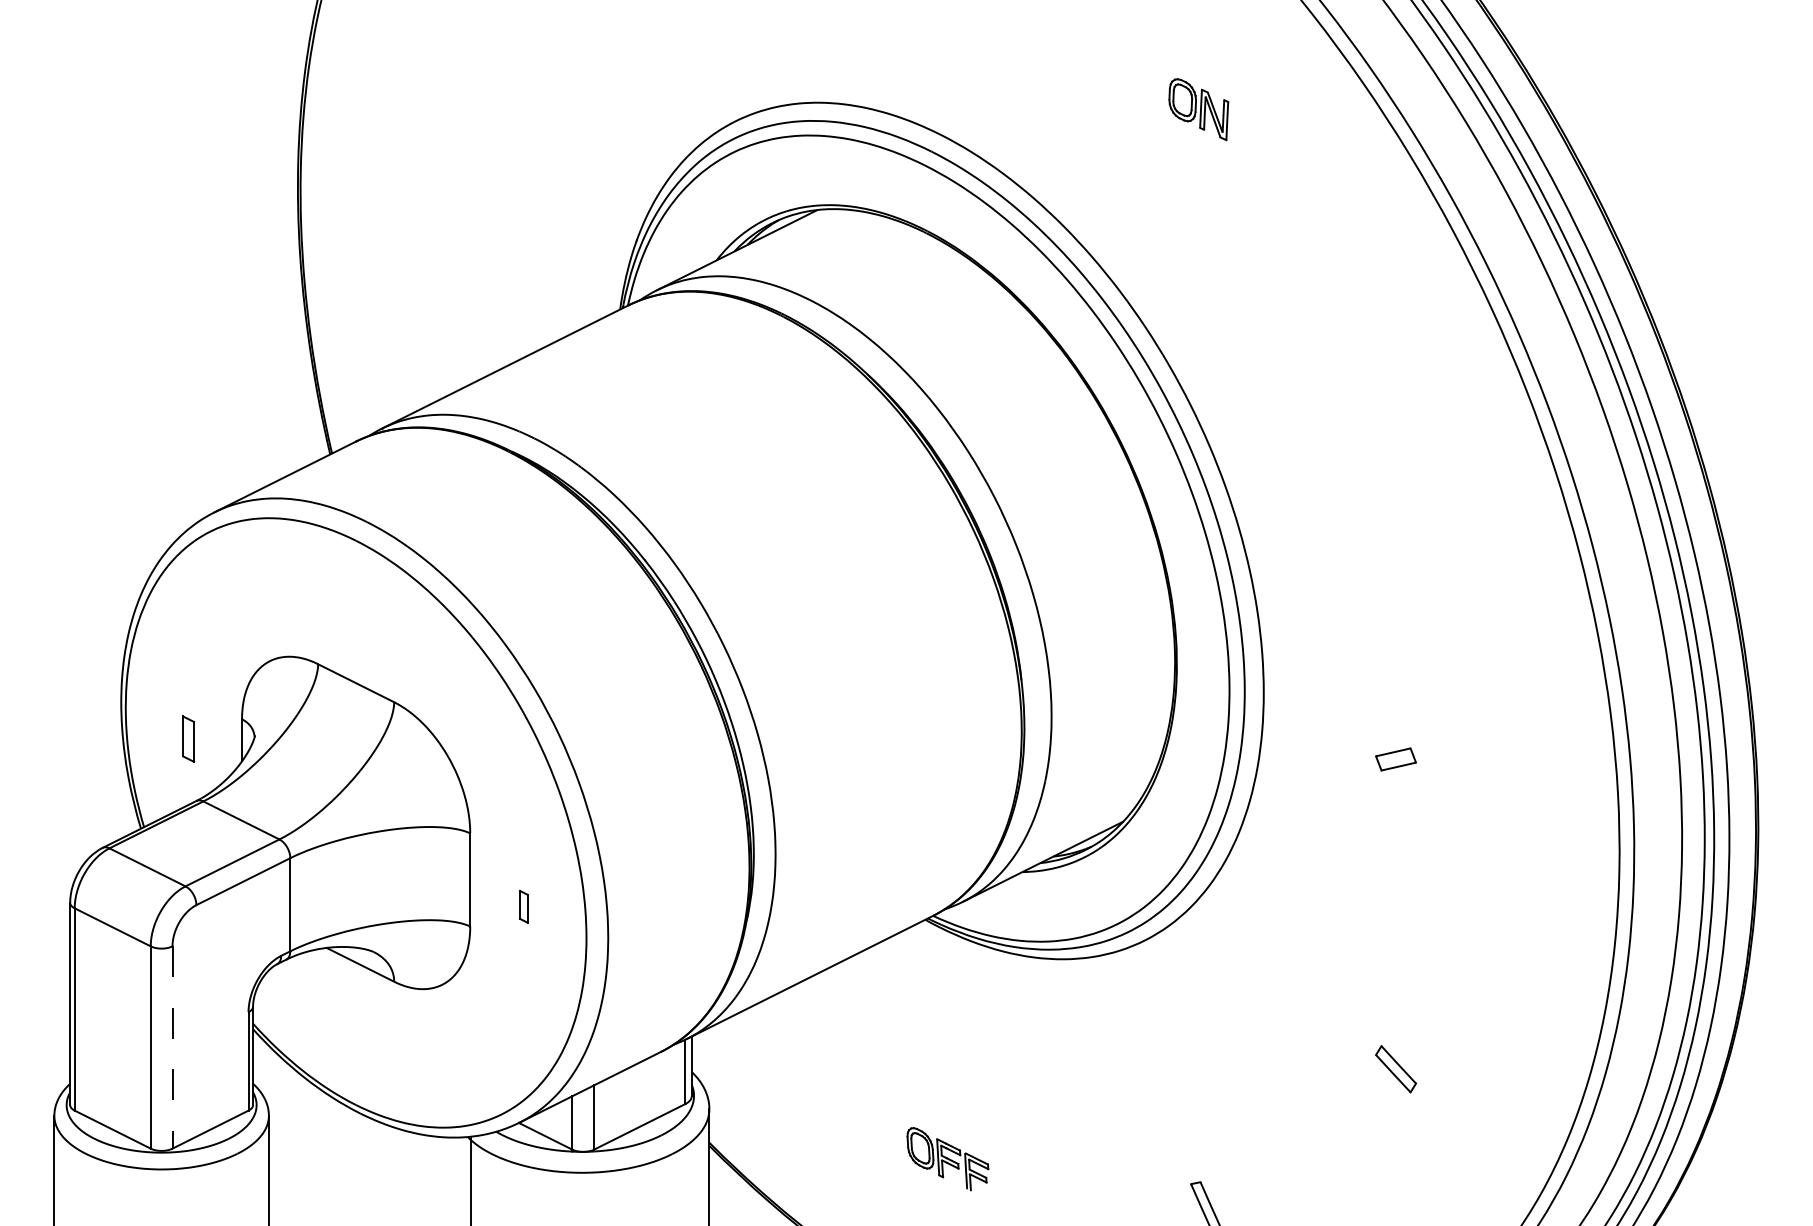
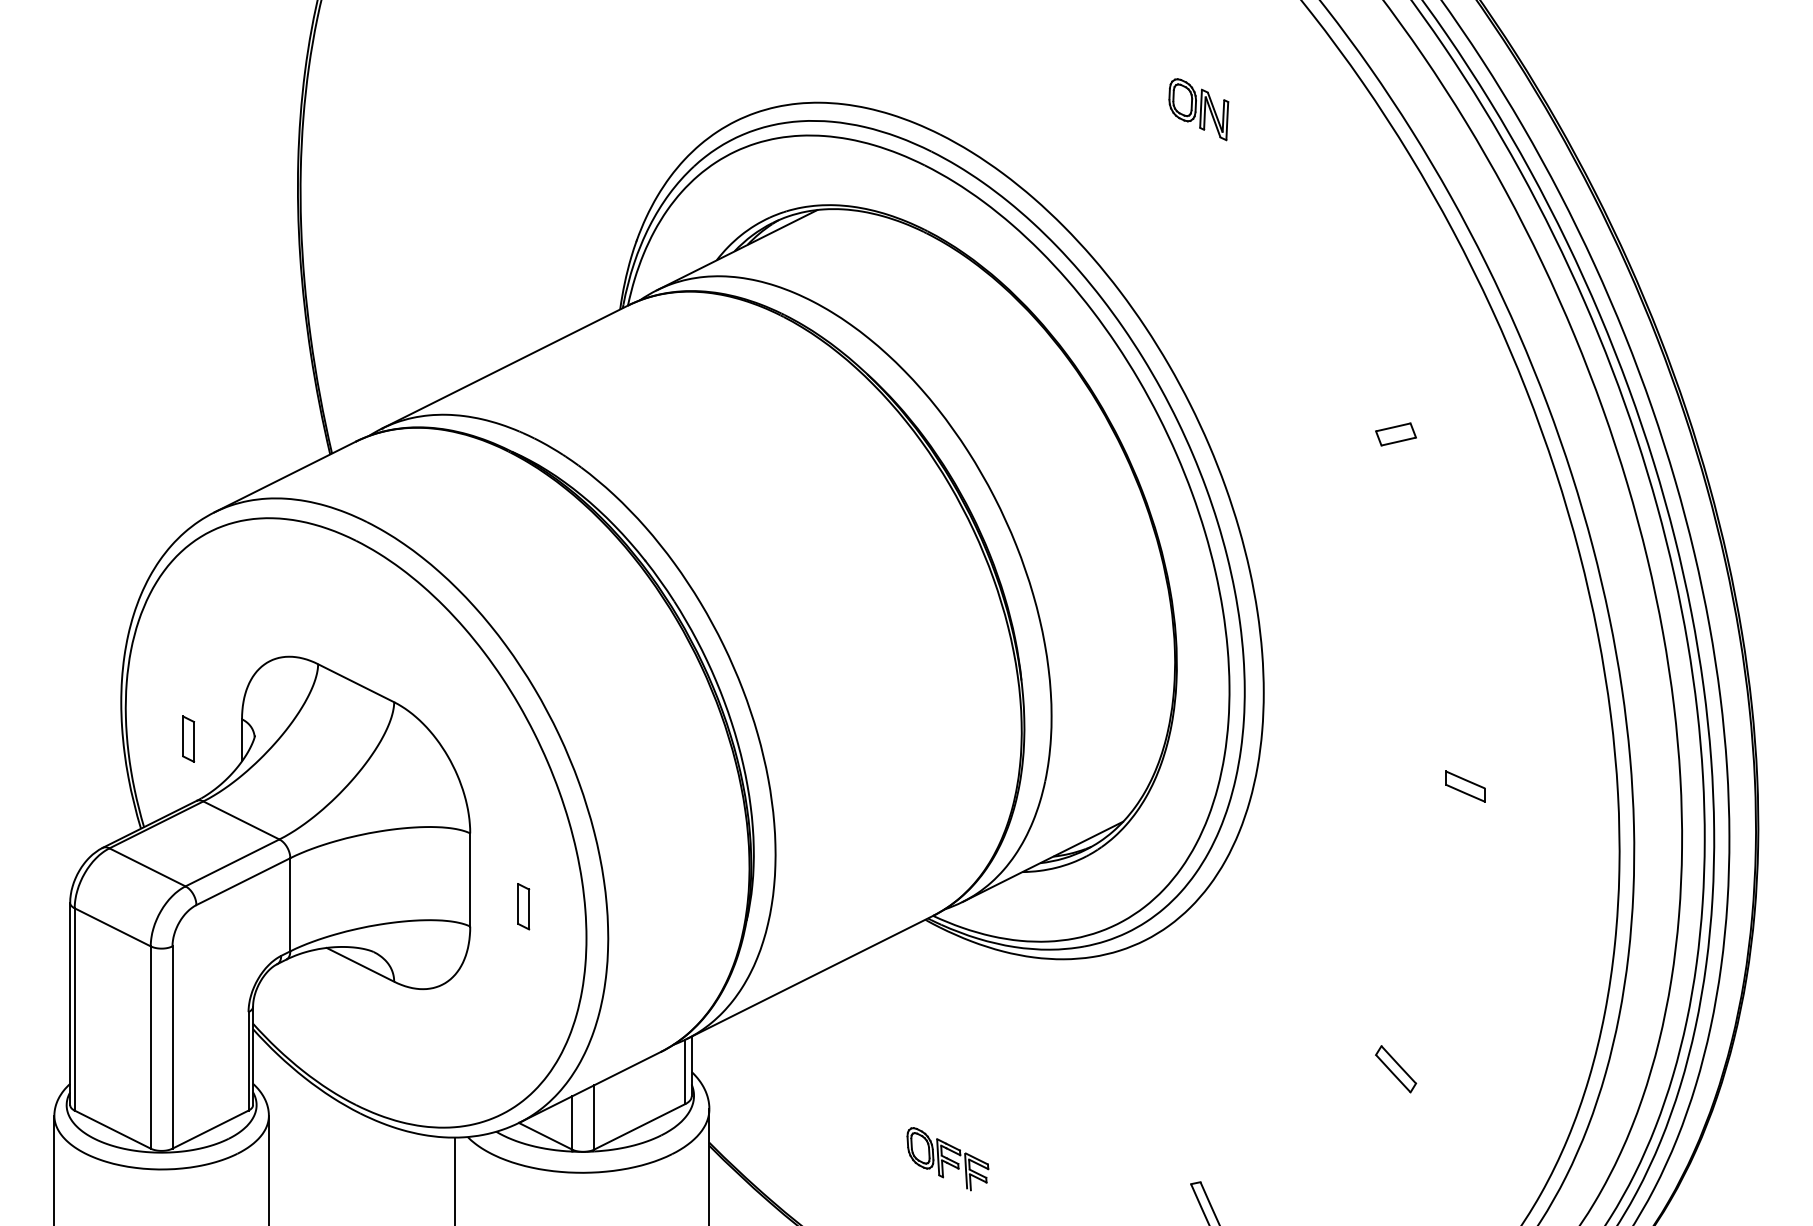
part position: (1395, 759) -> (1395, 434) (1395, 434)
part: none -> present (1465, 786)
part size: 10x35 px -> 14x48 px (523, 906)
line: dashed -> solid (172, 1048)
line position: (470, 1179) -> (454, 1179) (454, 1179)
